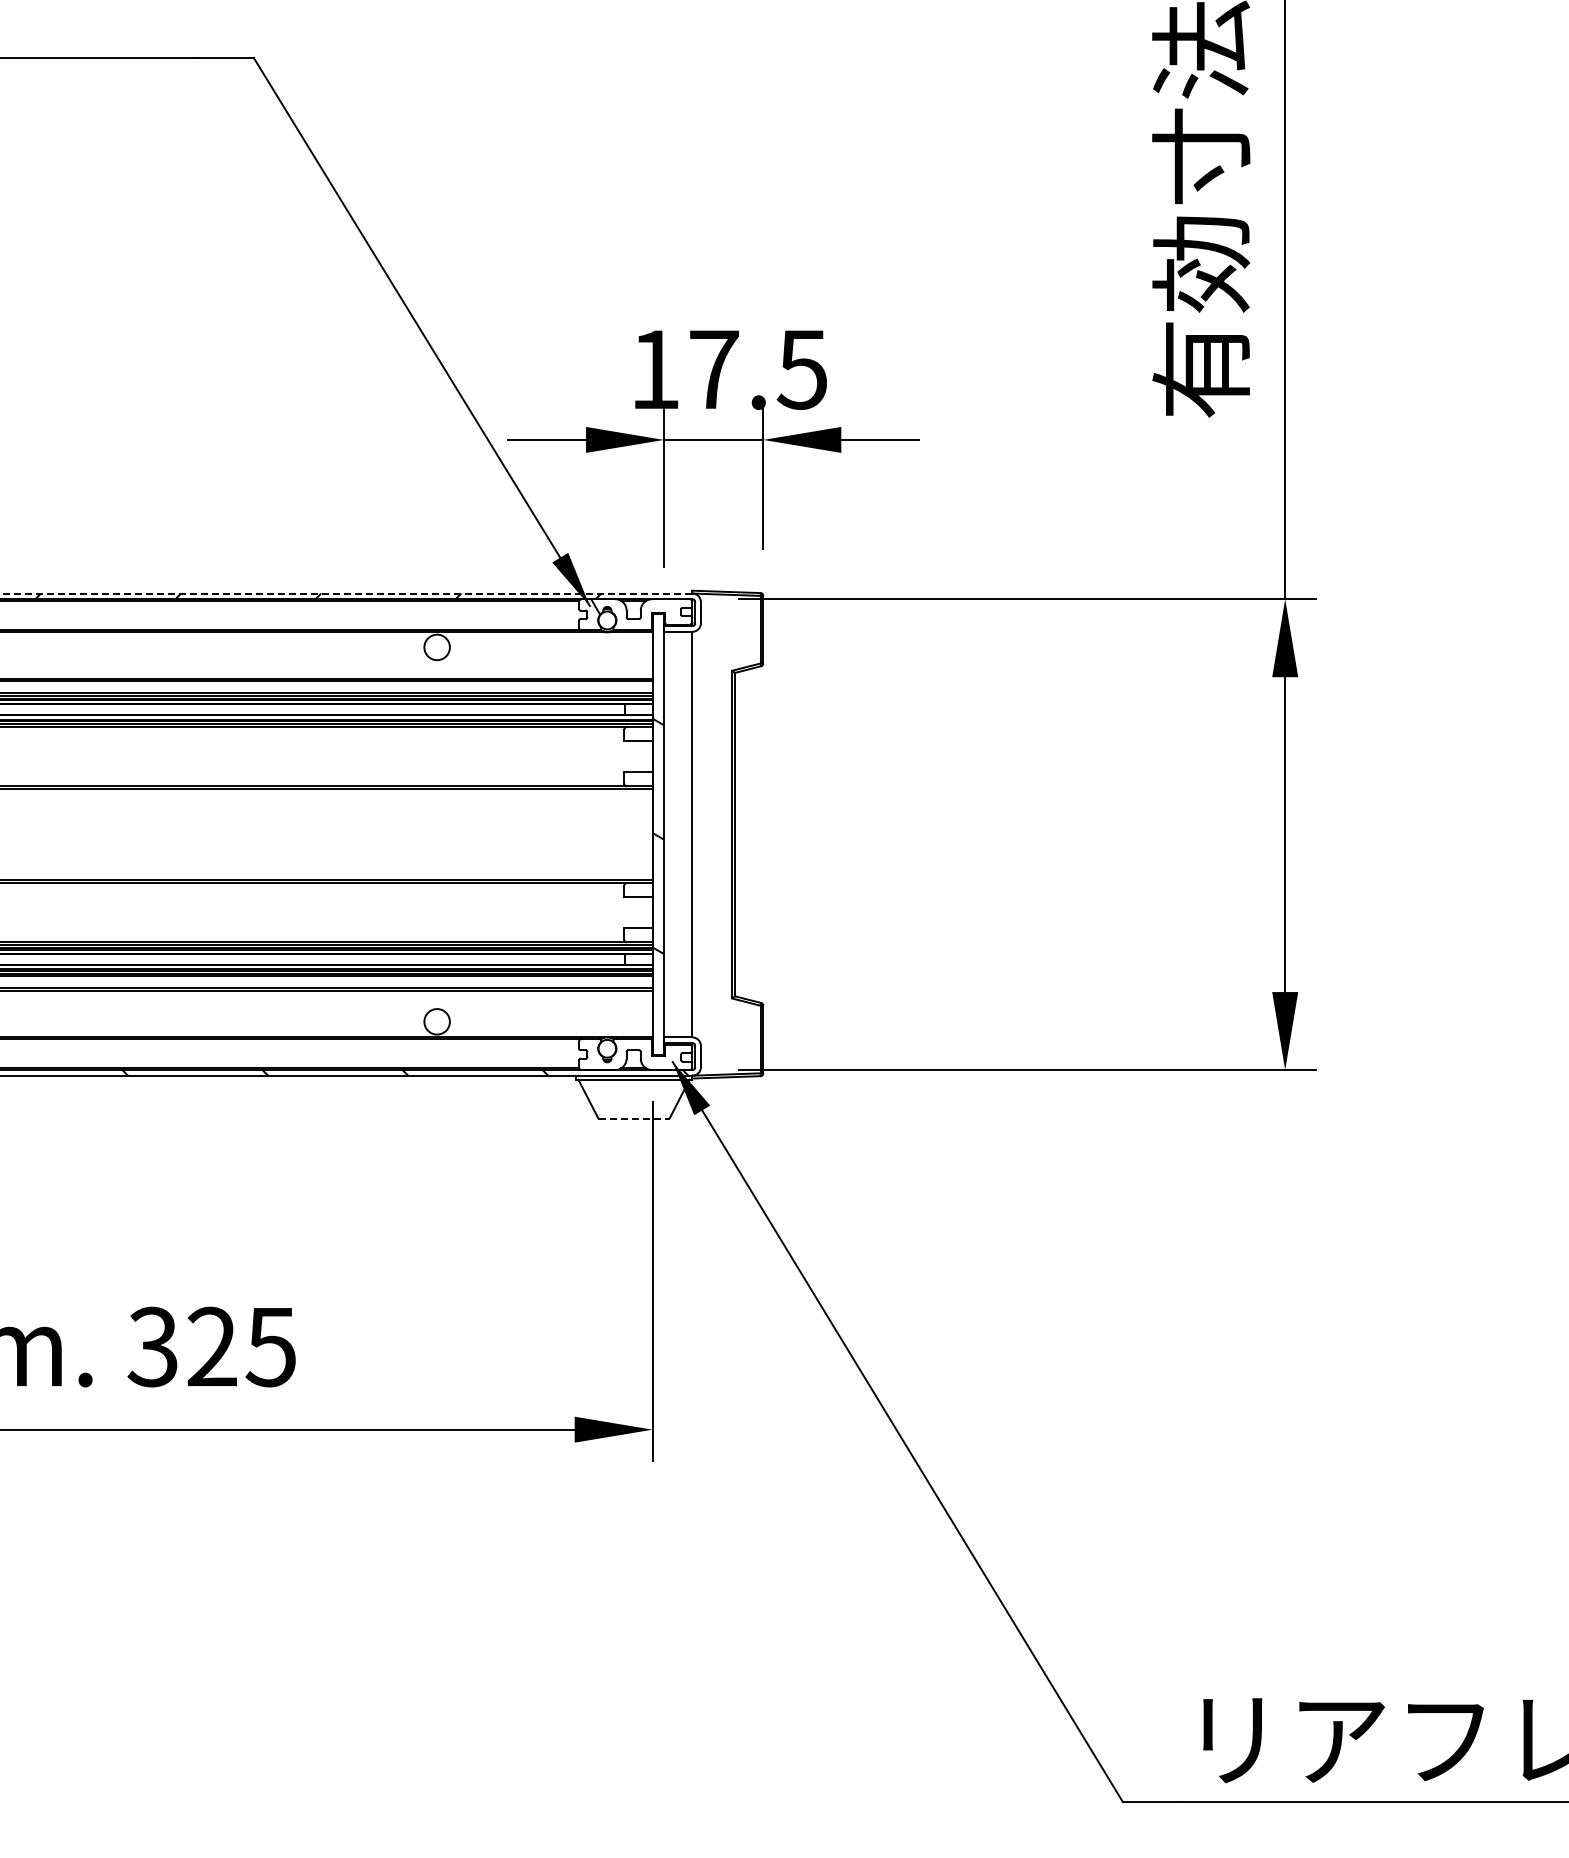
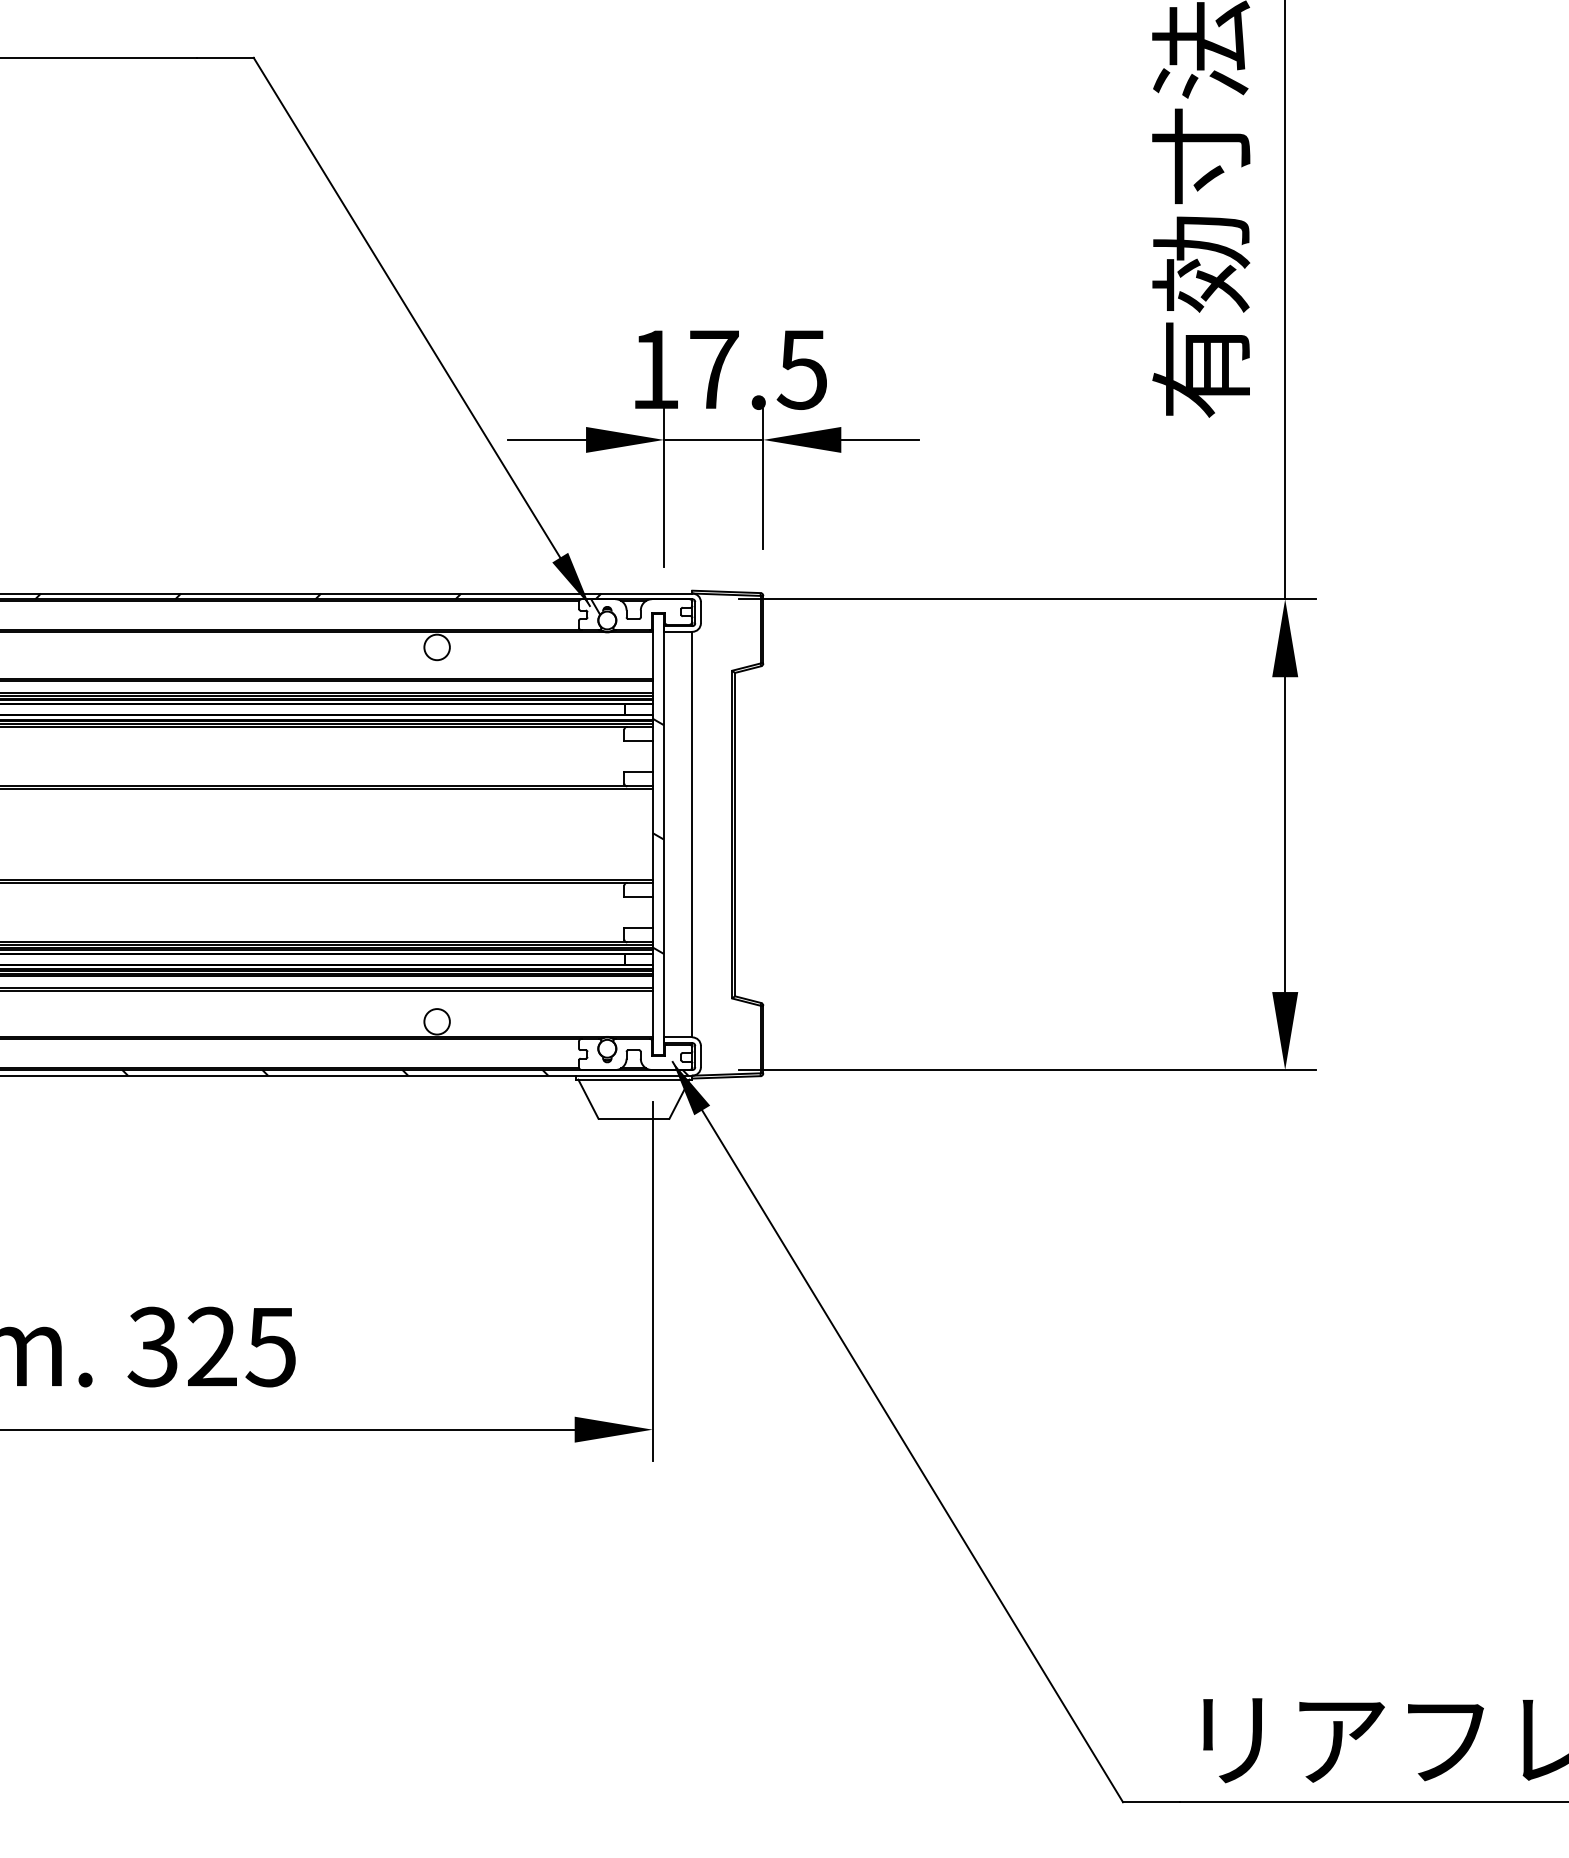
line: dashed -> solid (346, 593)
line: dashed -> solid (634, 1118)
